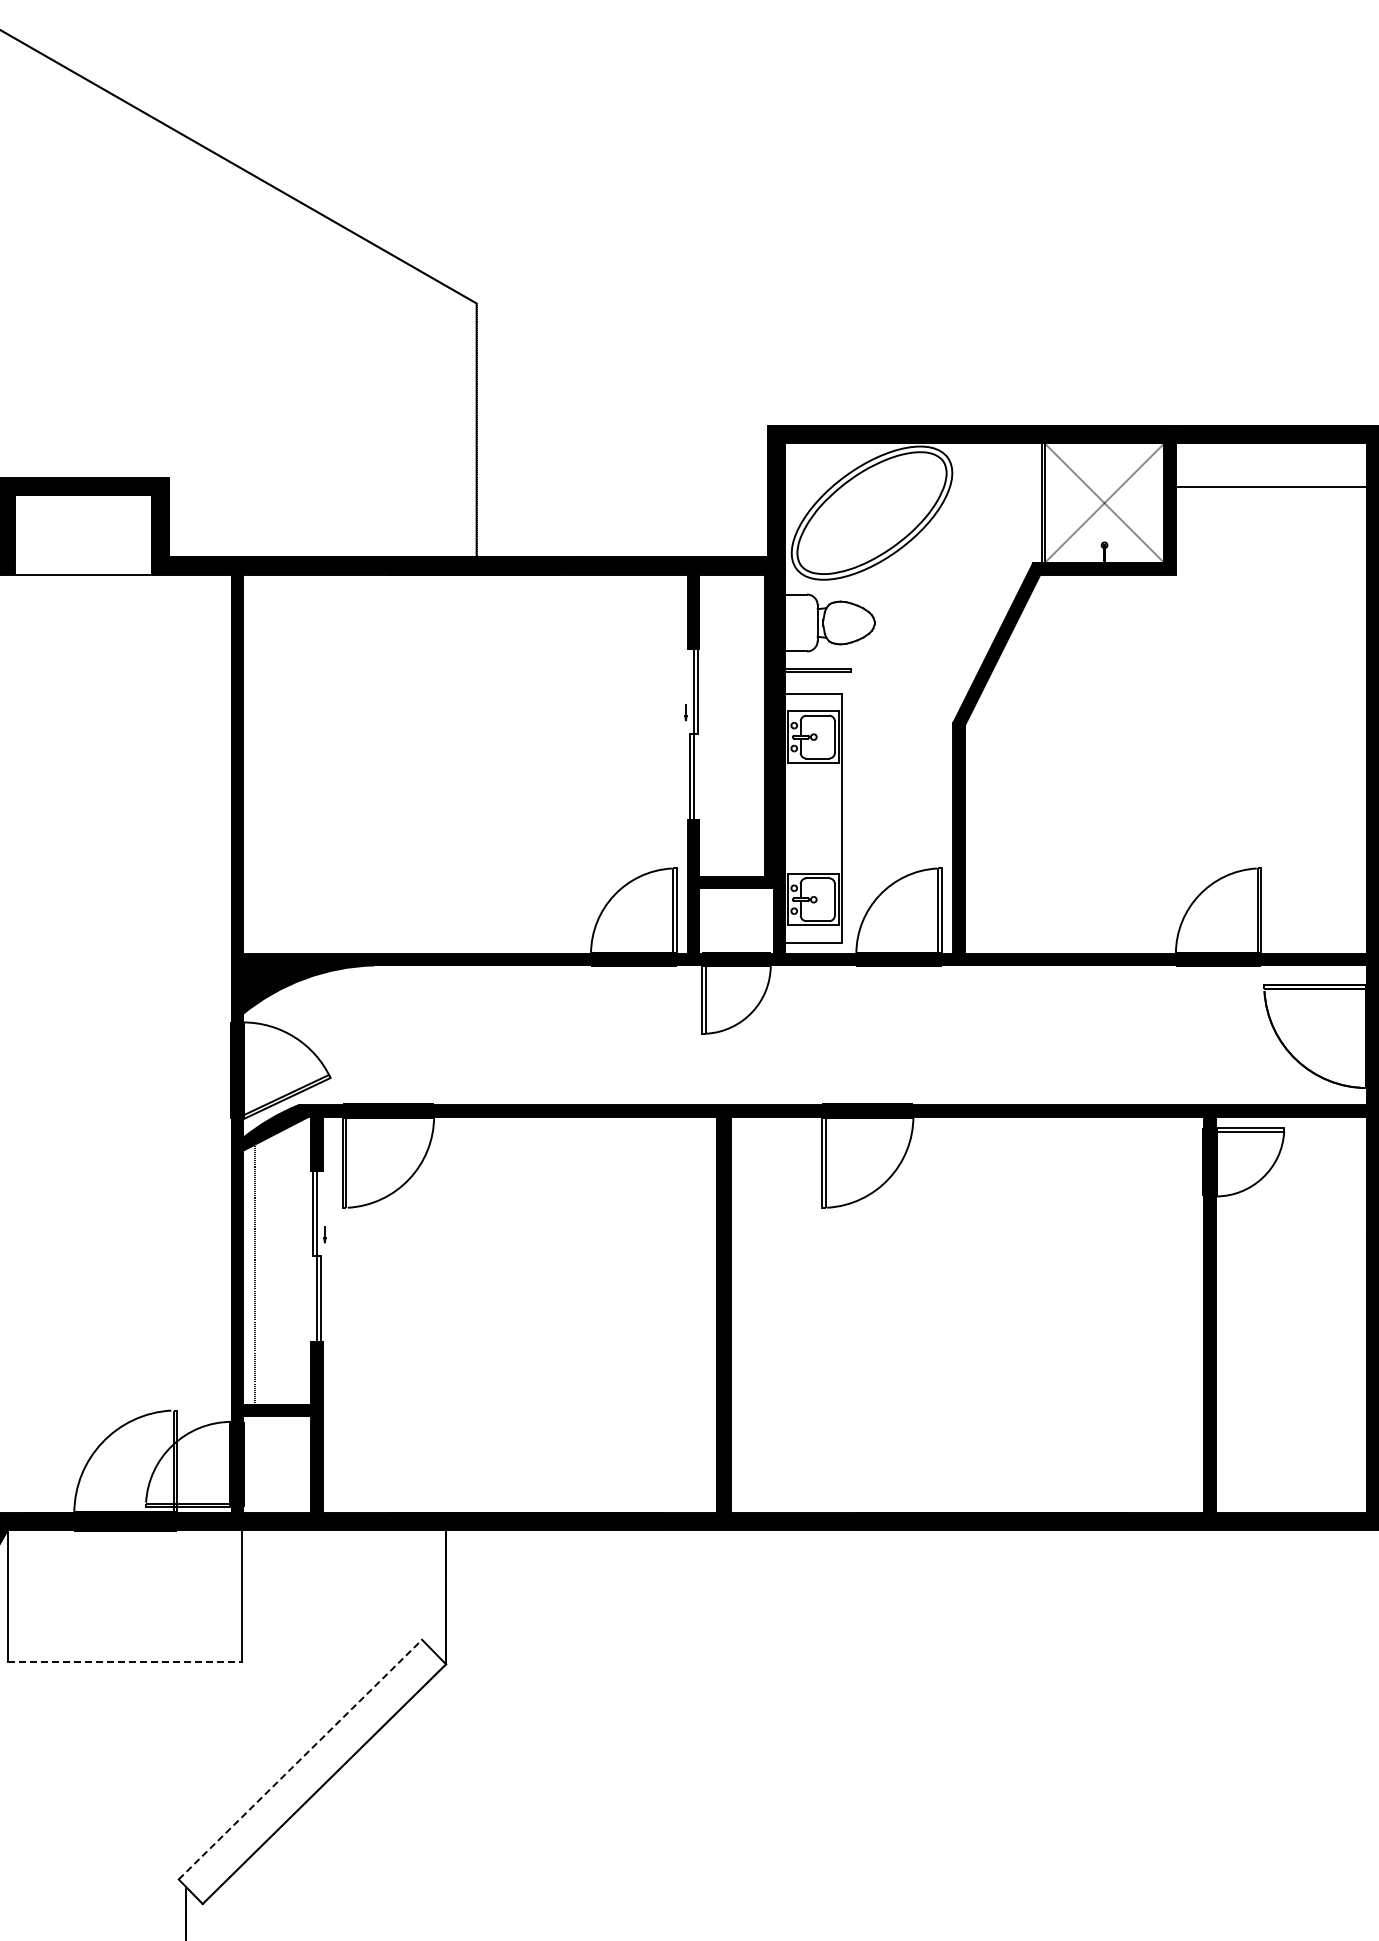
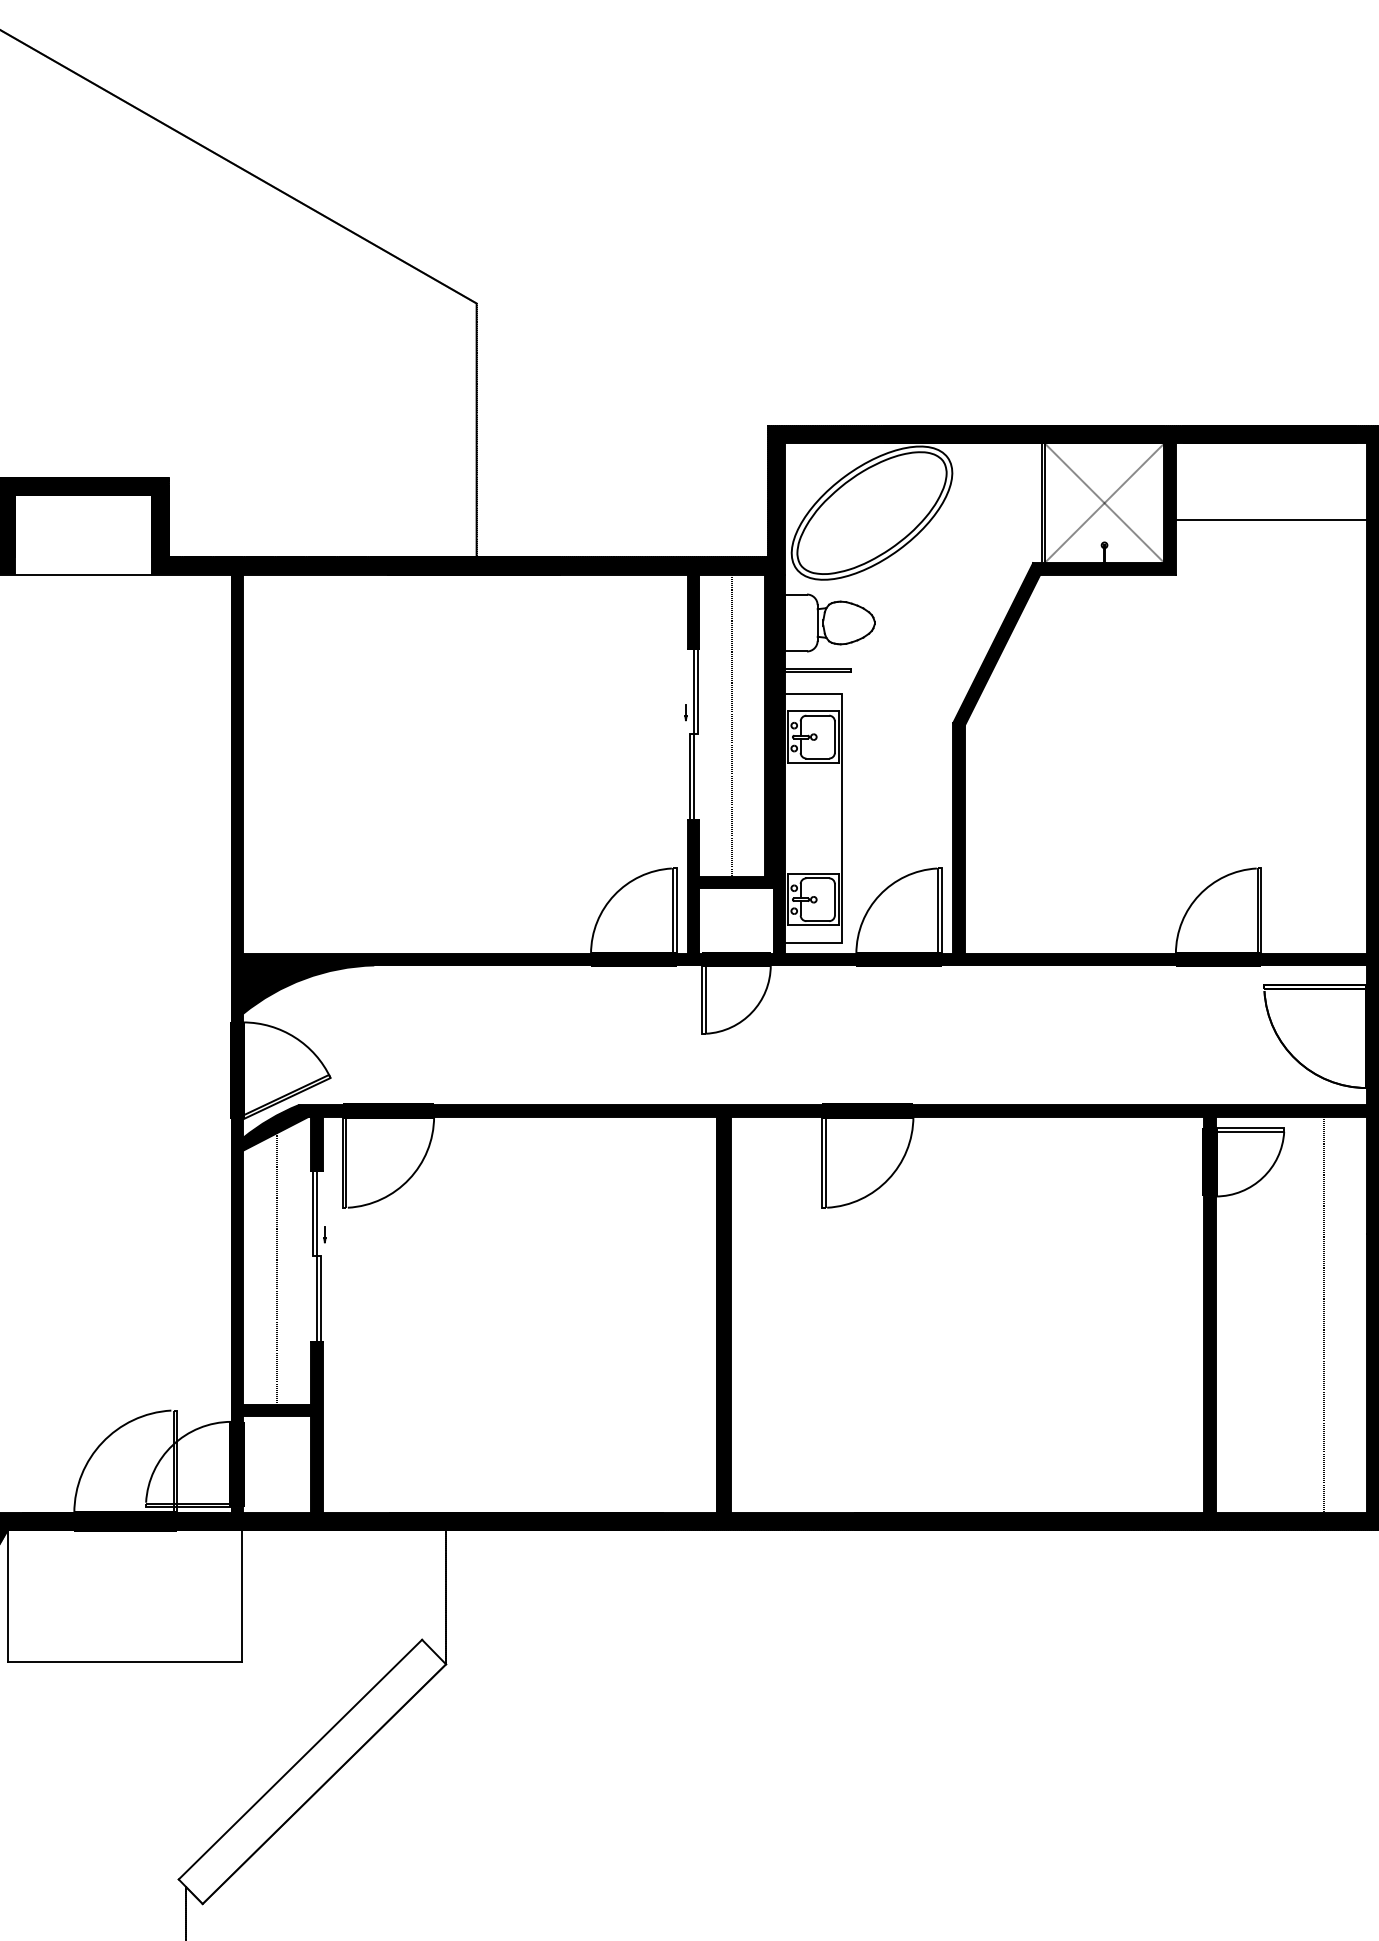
line position: (1271, 487) -> (1271, 520) (1271, 520)
line: none -> present (732, 725)
line position: (255, 1268) -> (277, 1268) (277, 1268)
line: none -> present (1324, 1314)
line: dashed -> solid (124, 1661)
line: dashed -> solid (300, 1759)
